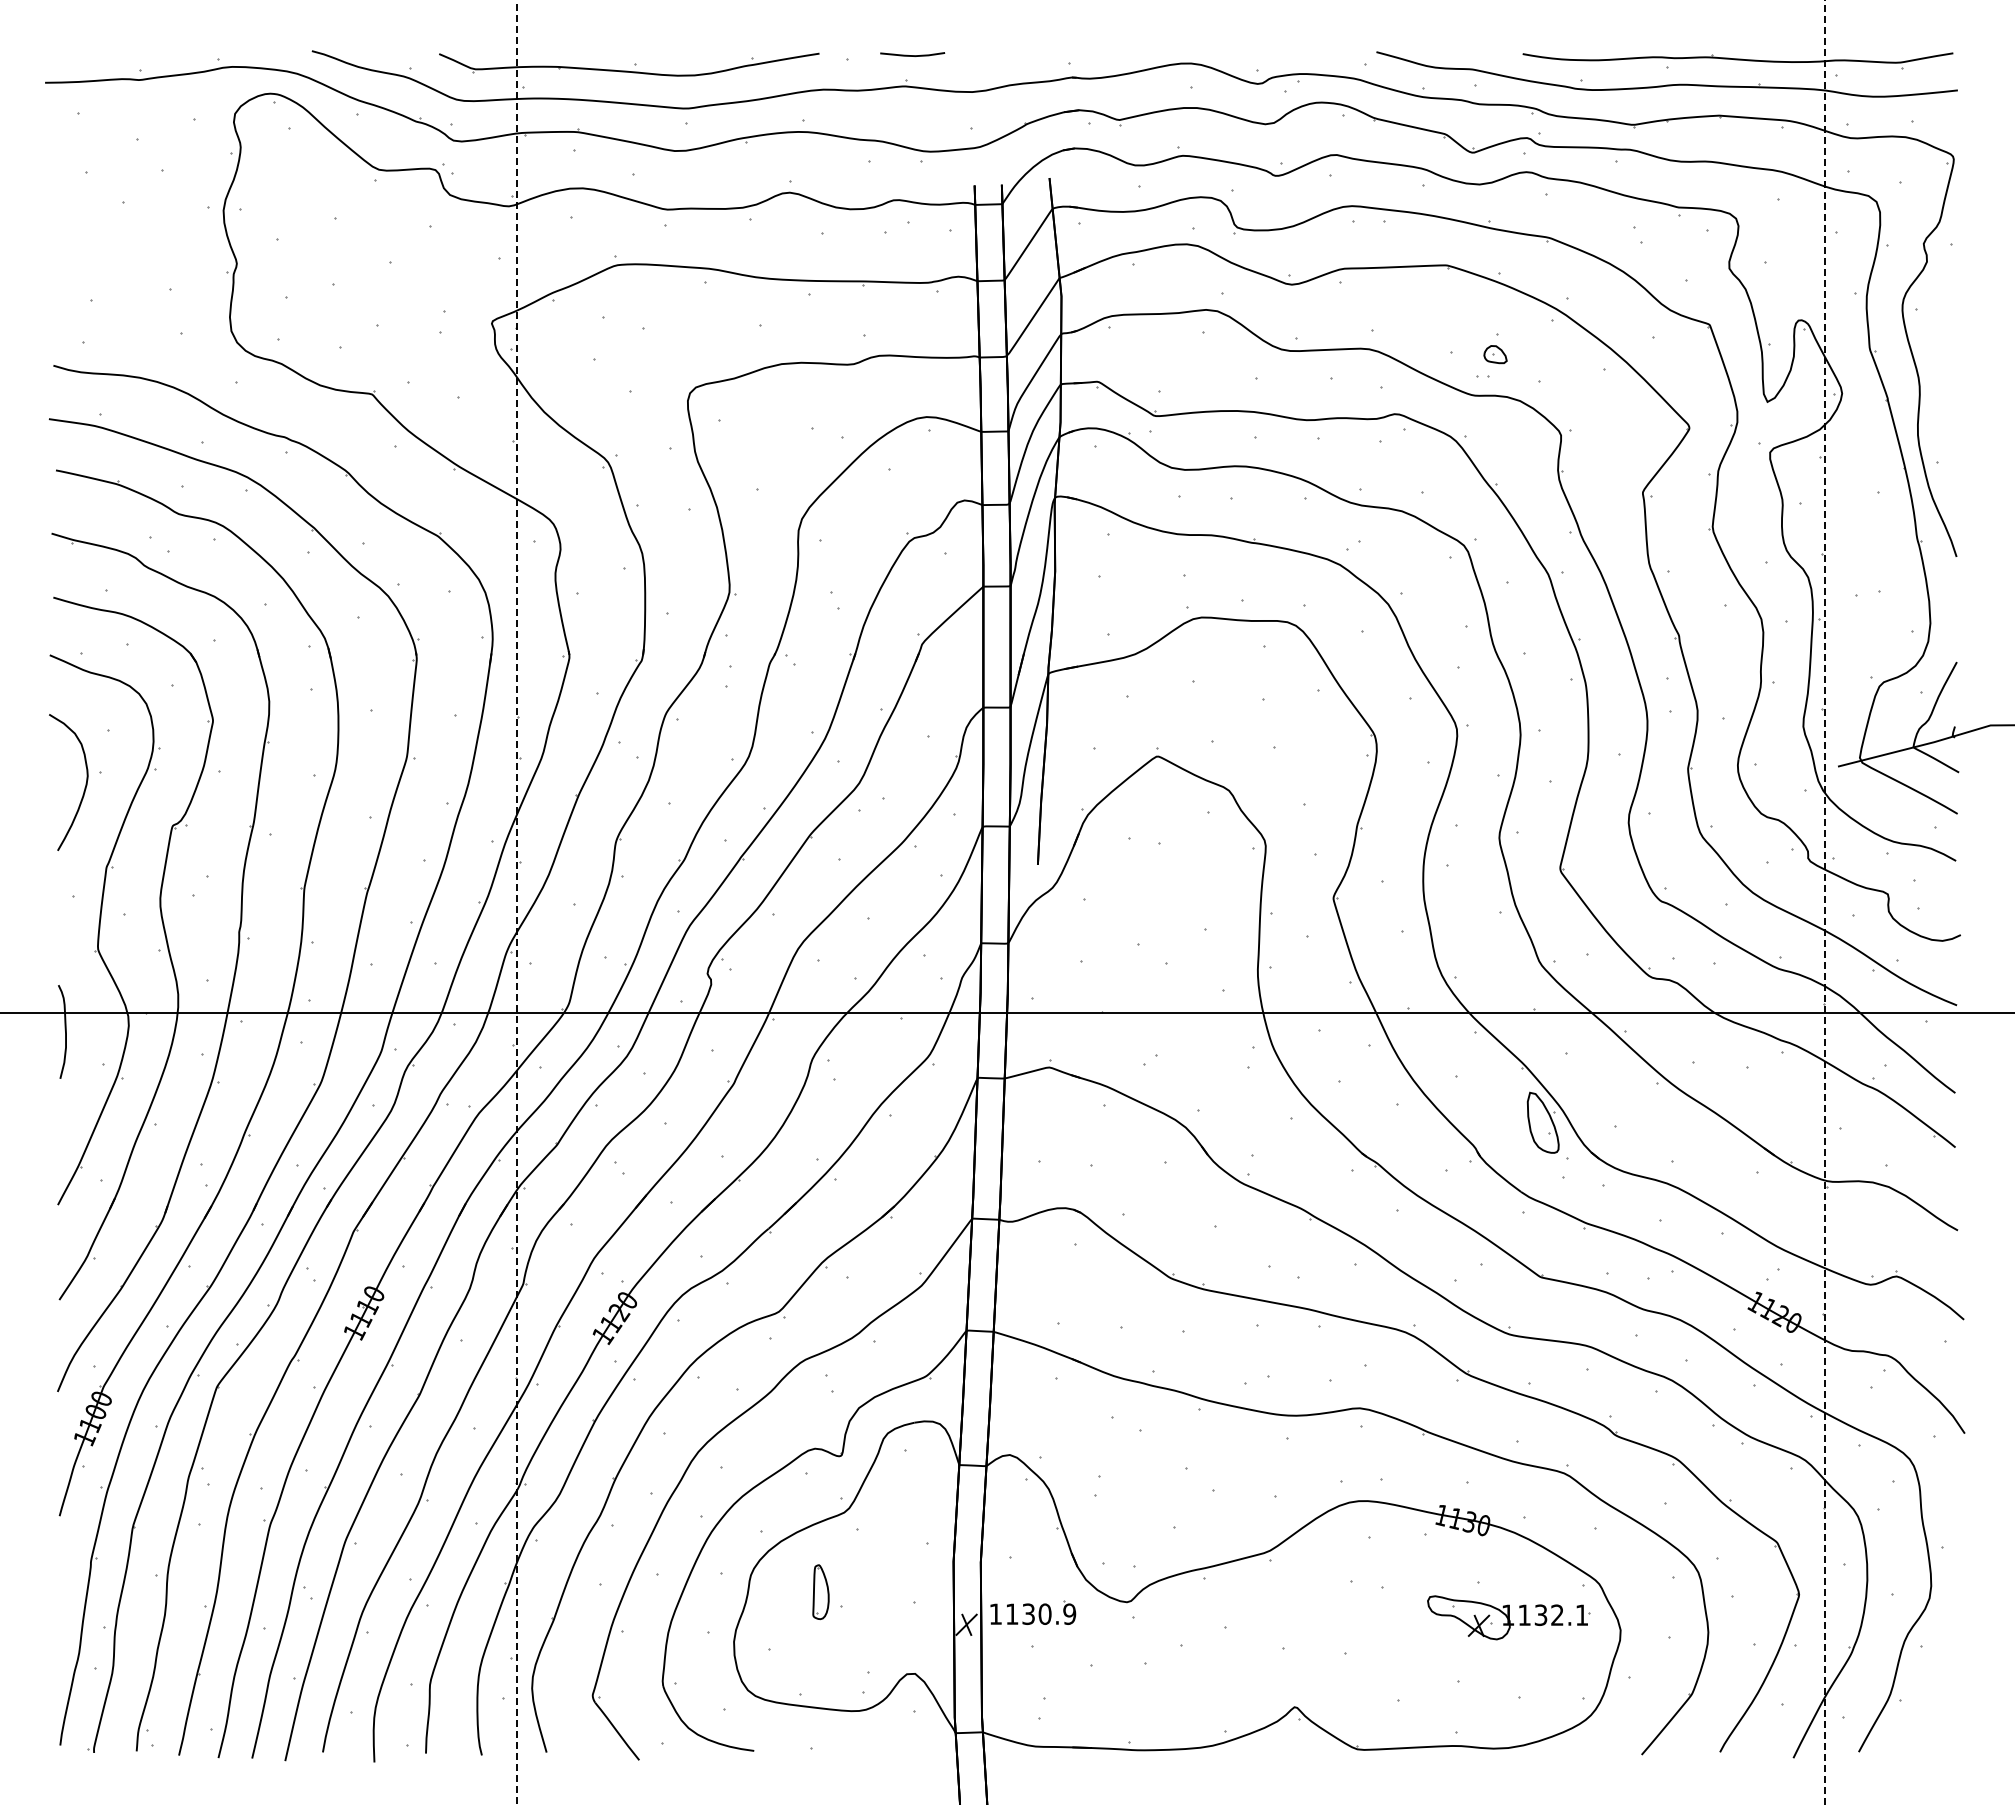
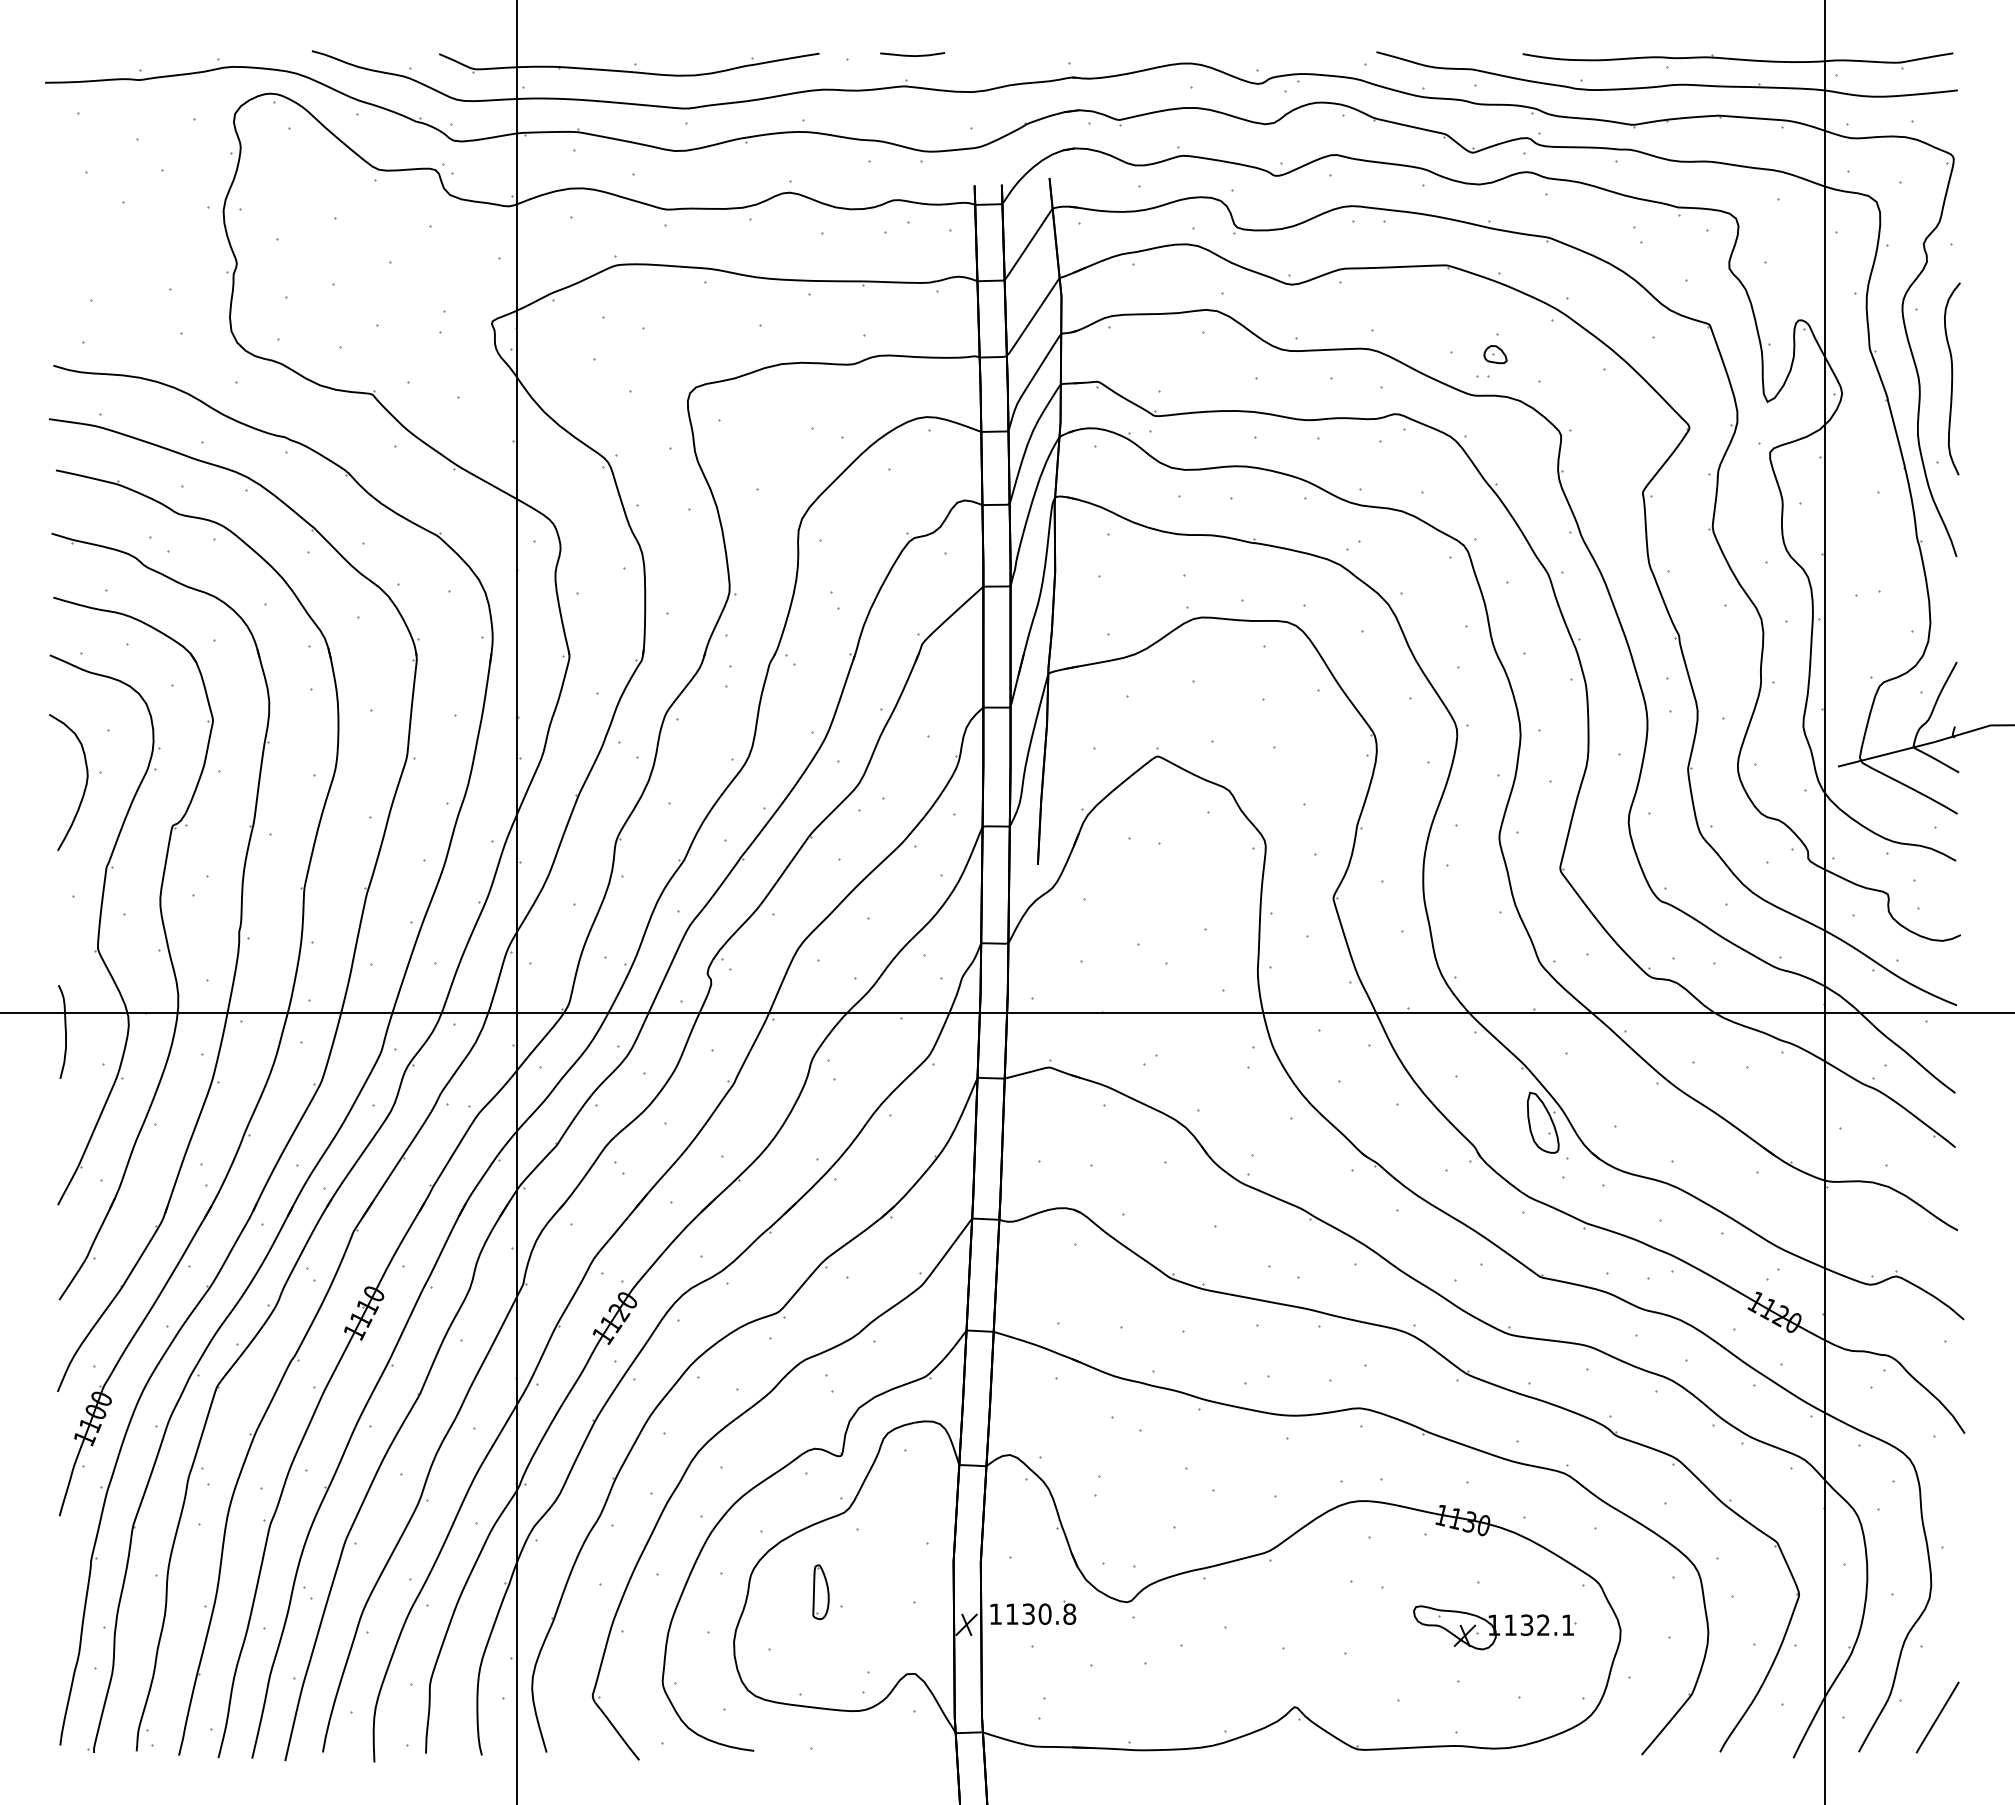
curve: none -> present (1952, 378)
line: dashed -> solid (516, 901)
line: dashed -> solid (1824, 902)
text: 1130.9 -> 1130.8 (1069, 1613)
part position: (1508, 1617) -> (1494, 1627) (1494, 1627)
line: none -> present (1937, 1717)
